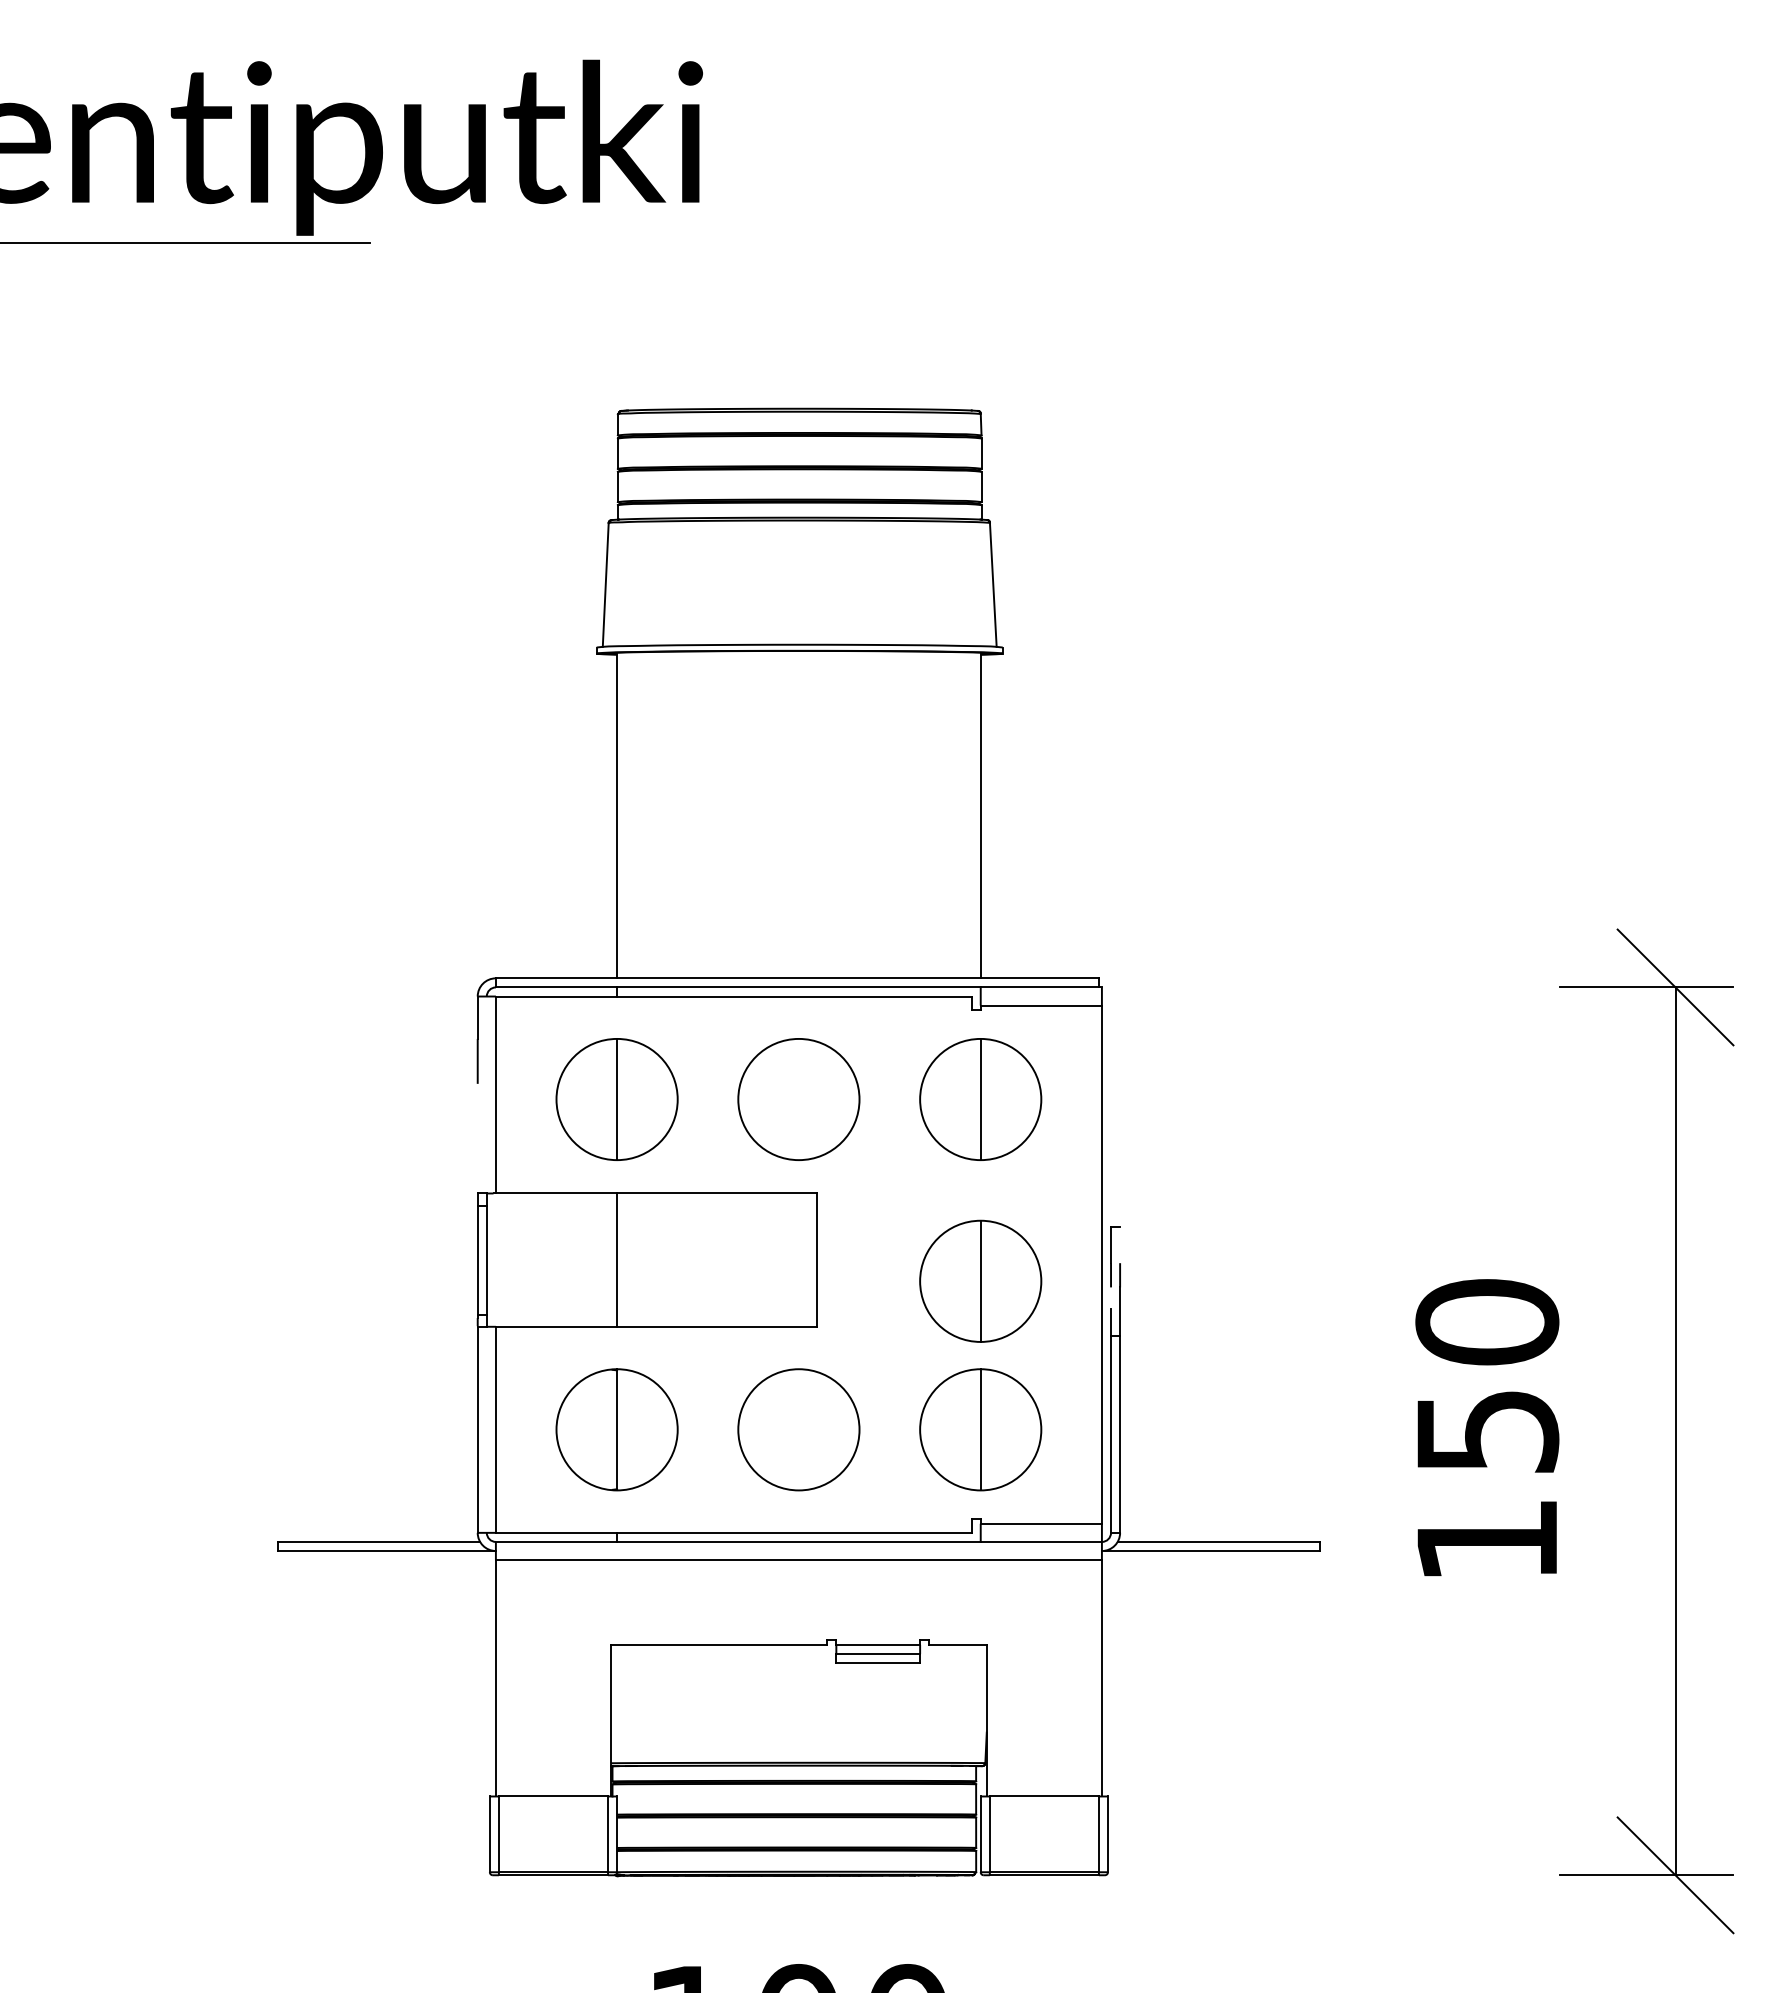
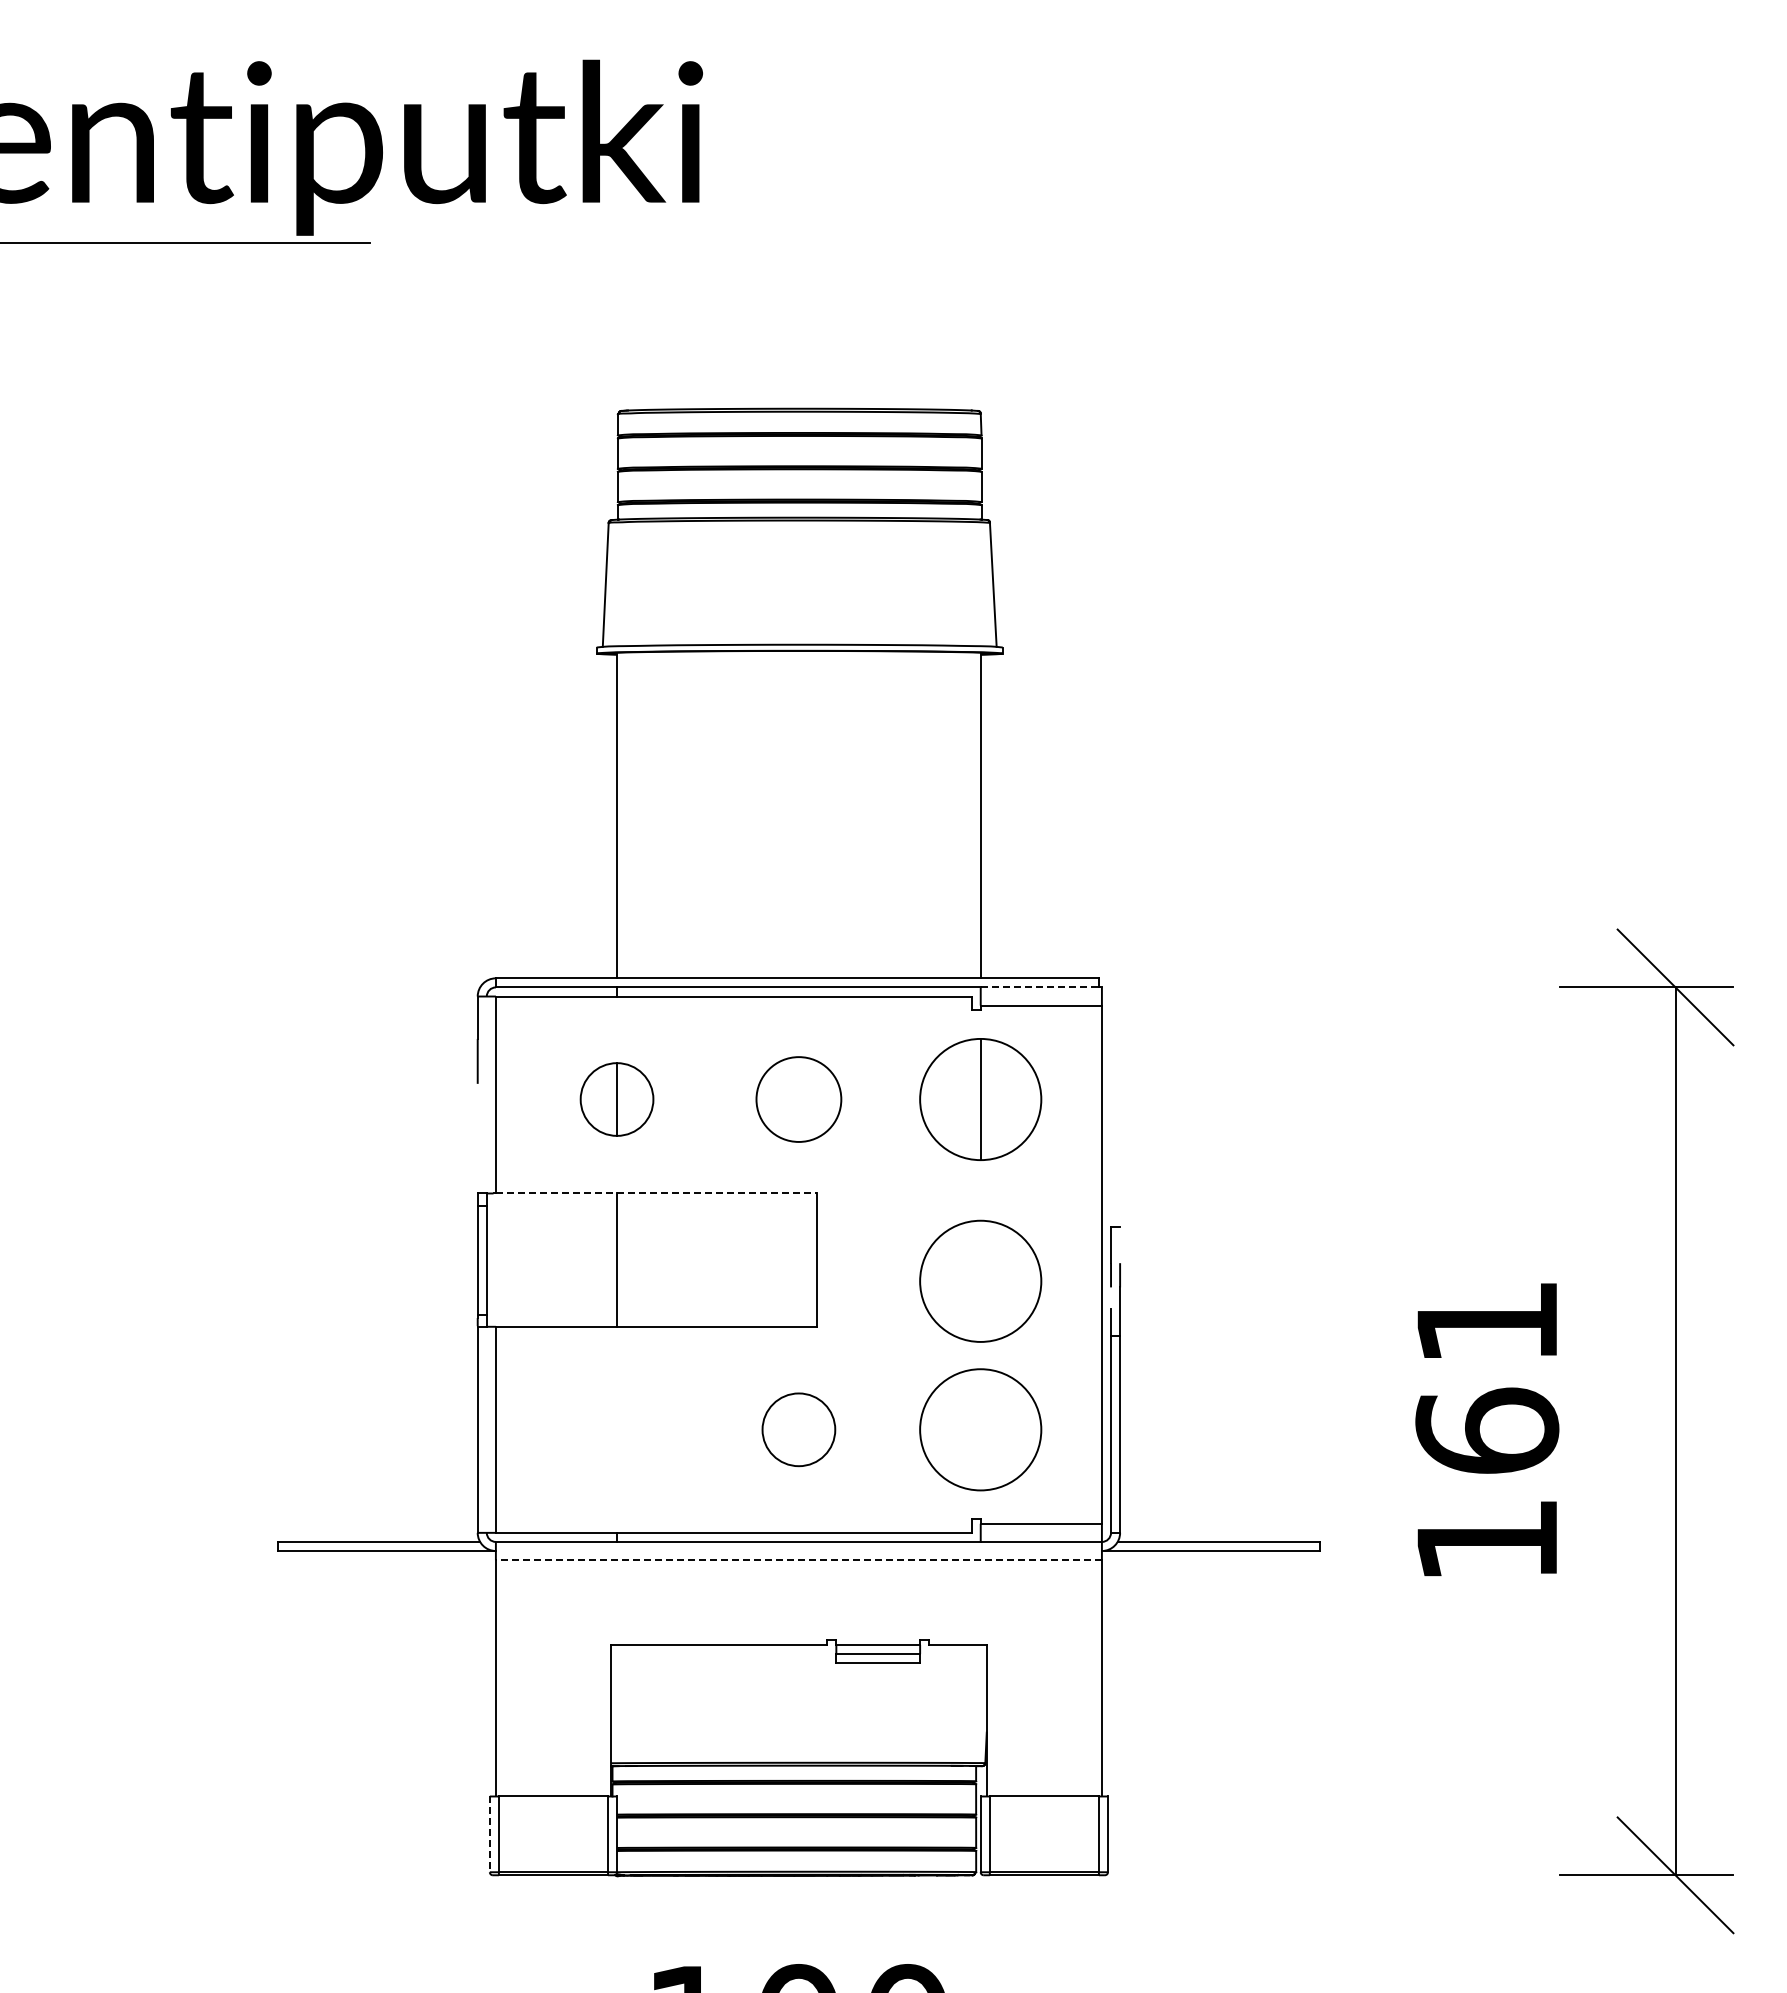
line: solid -> dashed (1040, 987)
part size: 124x123 px -> 76x75 px (616, 1099)
circle diameter: 121 px -> 85 px (798, 1099)
line: solid -> dashed (656, 1193)
line: present -> none (980, 1280)
text: 150 -> 161 (1487, 1376)
part: present -> none (616, 1429)
circle diameter: 121 px -> 73 px (798, 1429)
line: present -> none (980, 1429)
line: solid -> dashed (798, 1560)
line: solid -> dashed (489, 1834)
